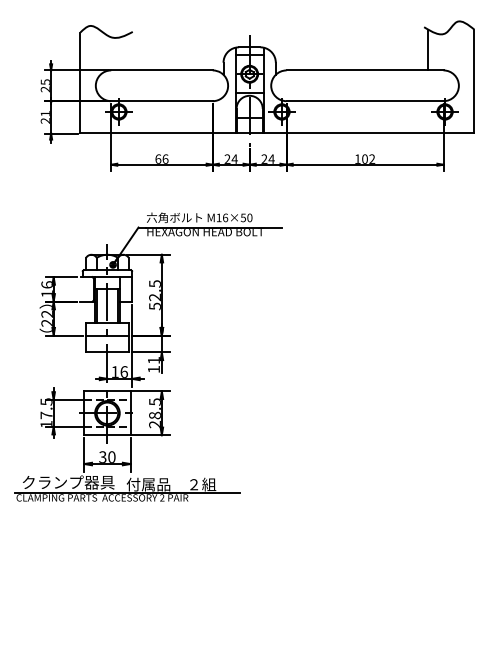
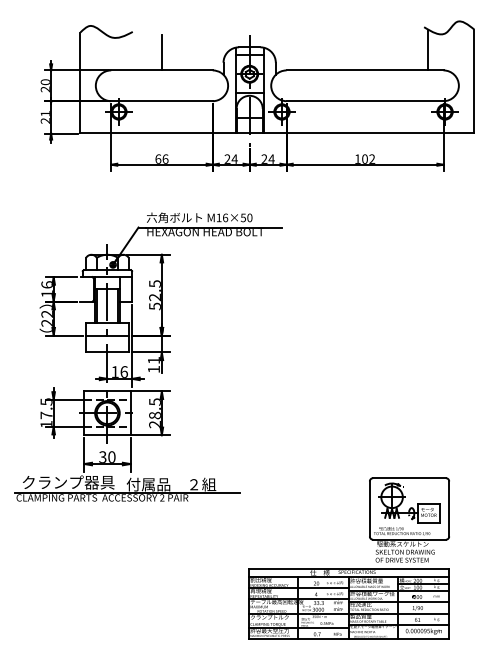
line: none -> present (161, 52)
text: 25 -> 20 (44, 82)
part: none -> present (348, 568)
